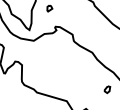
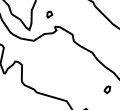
part position: (49, 8) -> (49, 14) (49, 14)
